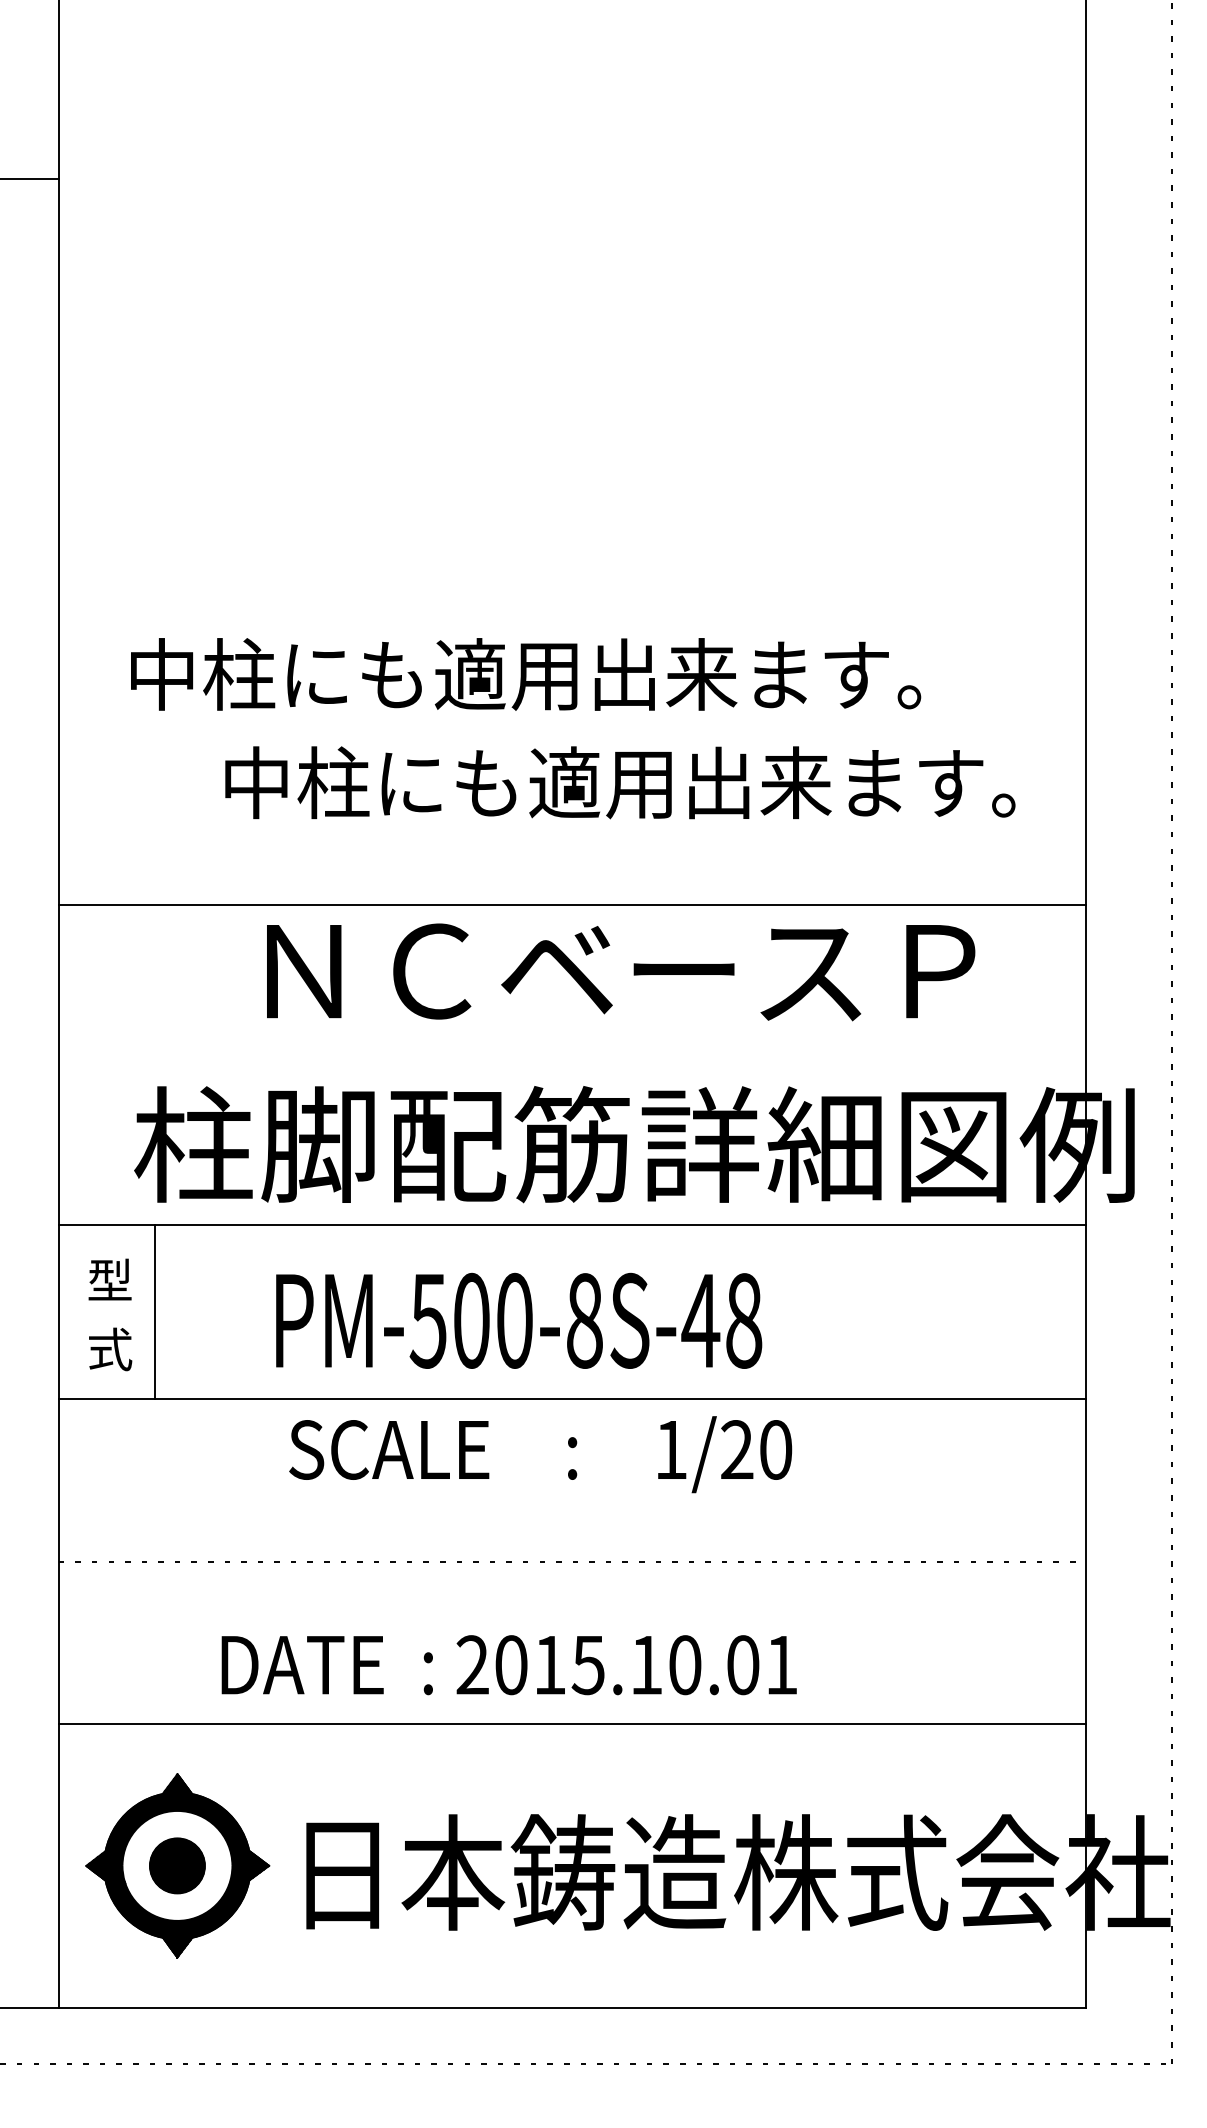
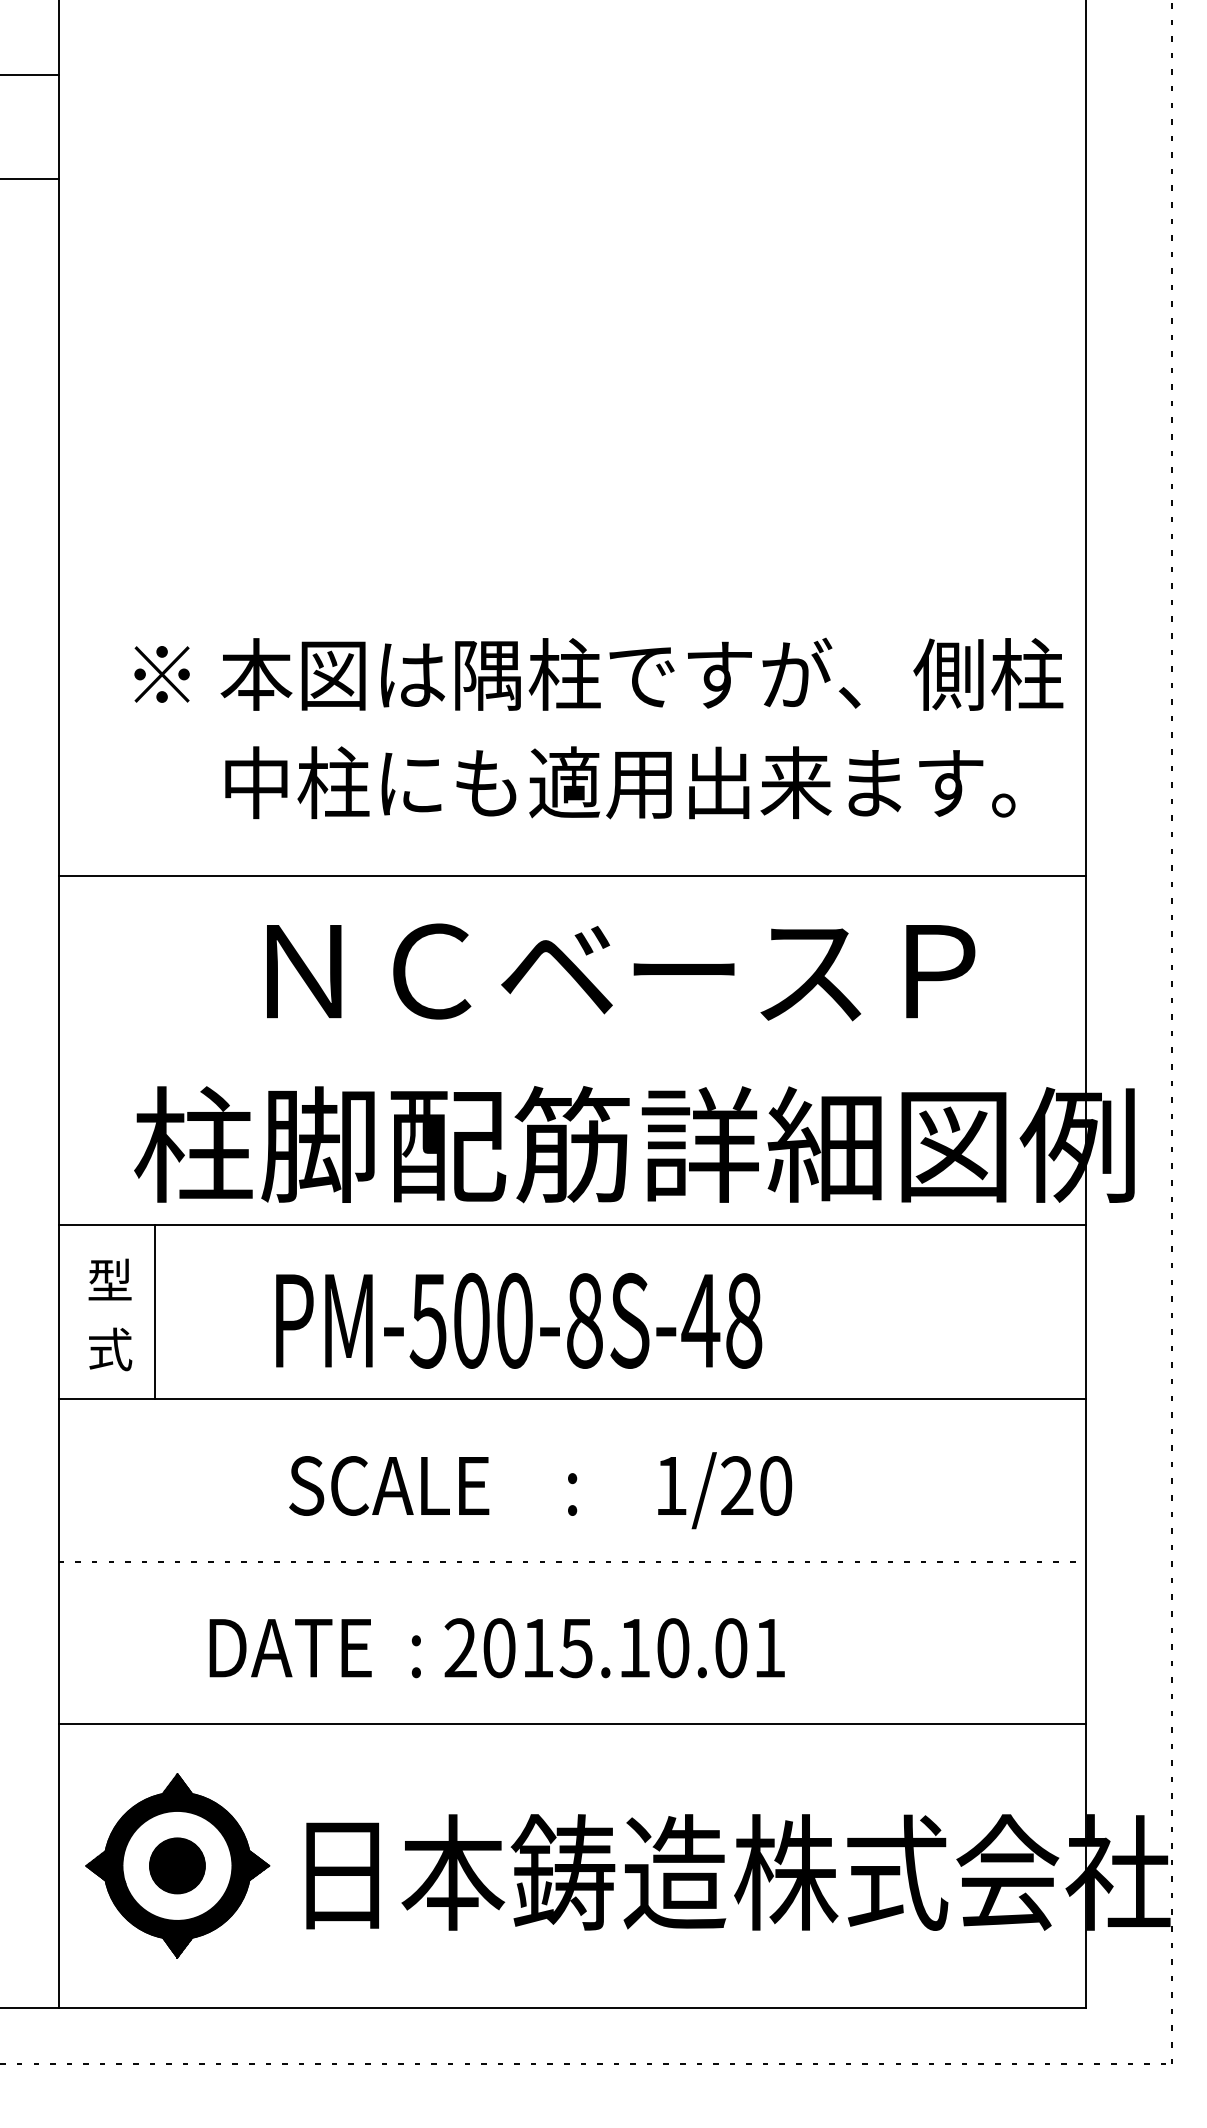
line: none -> present (30, 74)
text: 中柱にも適用出来ます。 -> ※ 本図は隅柱ですが、側柱 (597, 673)
line position: (571, 904) -> (571, 875) (571, 875)
text position: (540, 1454) -> (540, 1490) (540, 1490)
text position: (508, 1665) -> (496, 1648) (496, 1648)
